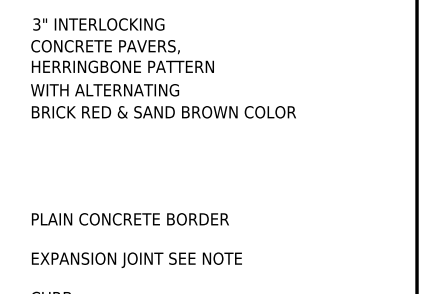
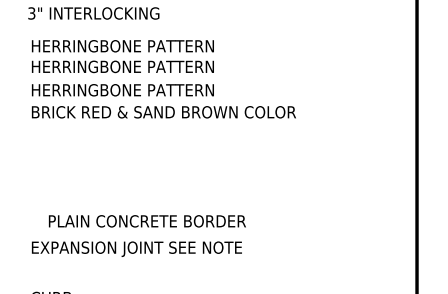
text position: (98, 24) -> (93, 13) (93, 13)
text: CONCRETE PAVERS, -> HERRINGBONE PATTERN (122, 47)
text: WITH ALTERNATING -> HERRINGBONE PATTERN (122, 90)
text position: (130, 219) -> (147, 221) (147, 221)
text position: (136, 259) -> (136, 248) (136, 248)
